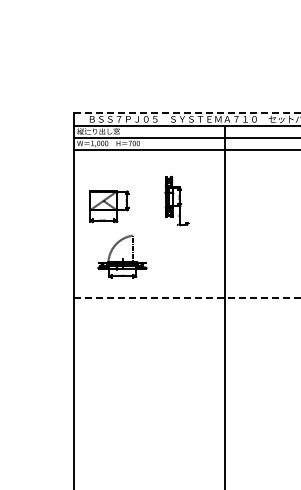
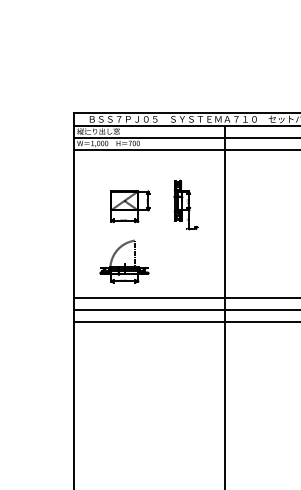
line: dashed -> solid (187, 112)
part position: (176, 200) -> (185, 204) (185, 204)
part position: (109, 206) -> (130, 206) (130, 206)
part position: (122, 256) -> (124, 261) (124, 261)
line: dashed -> solid (187, 297)
line: none -> present (185, 309)
line: none -> present (185, 321)
